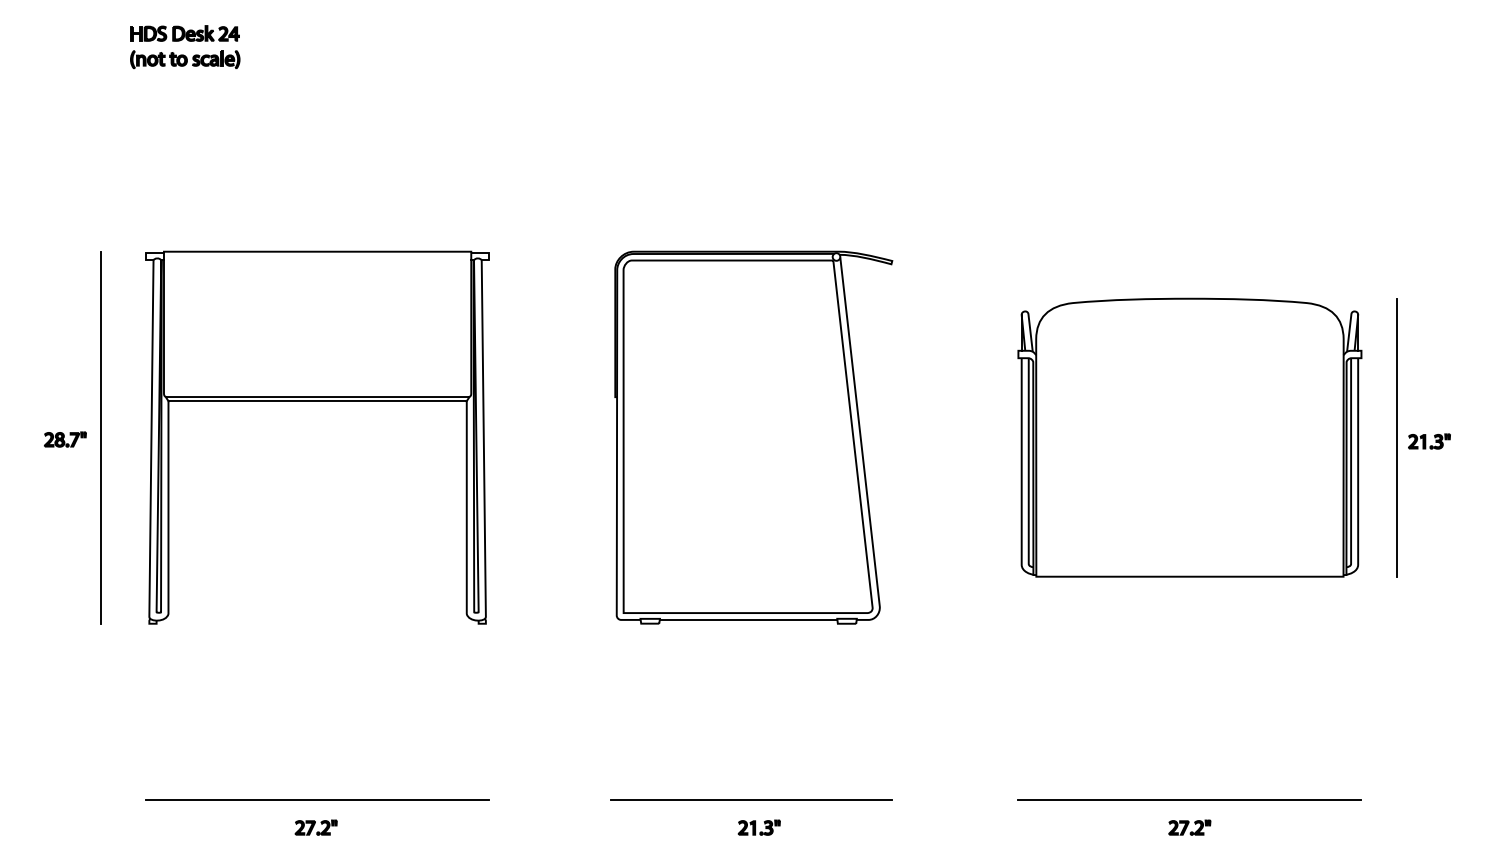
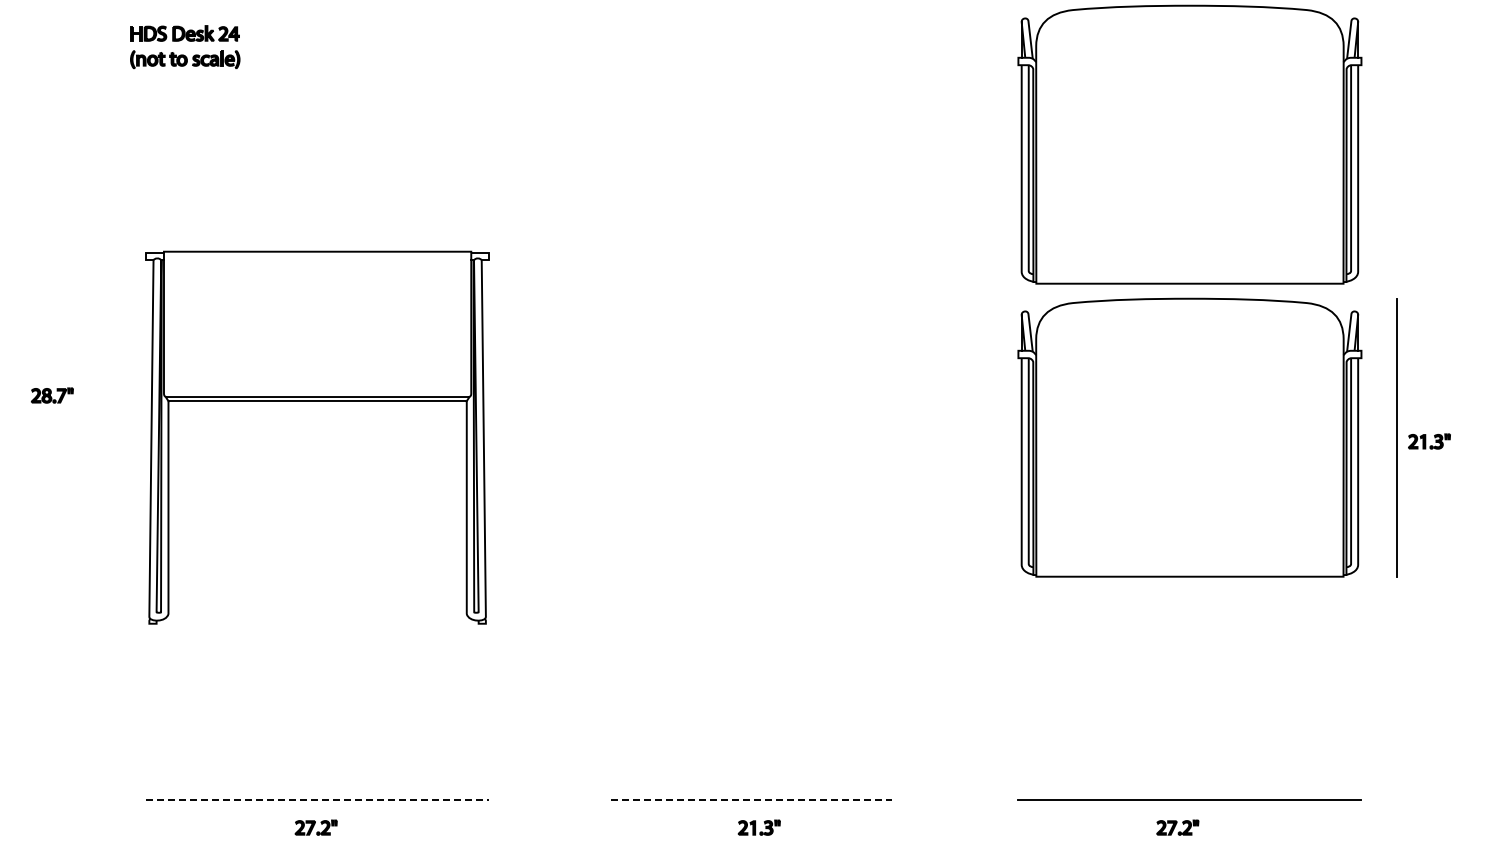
part: none -> present (1189, 144)
line: present -> none (101, 437)
part: present -> none (753, 437)
part position: (65, 439) -> (52, 395) (52, 395)
line: solid -> dashed (317, 800)
line: solid -> dashed (751, 800)
part position: (1189, 827) -> (1177, 827) (1177, 827)
